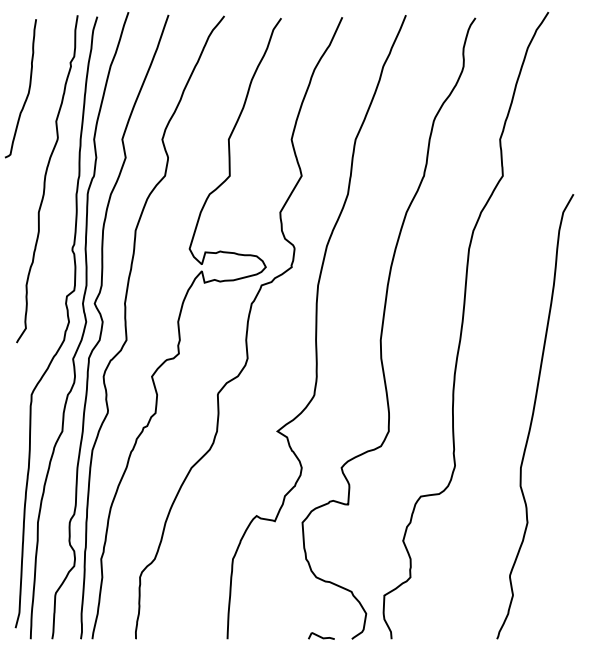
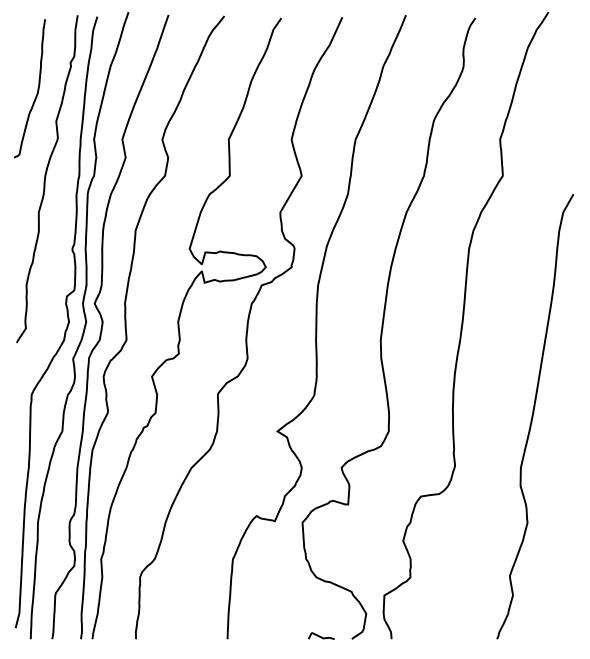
curve position: (28, 88) -> (37, 88) (37, 88)
